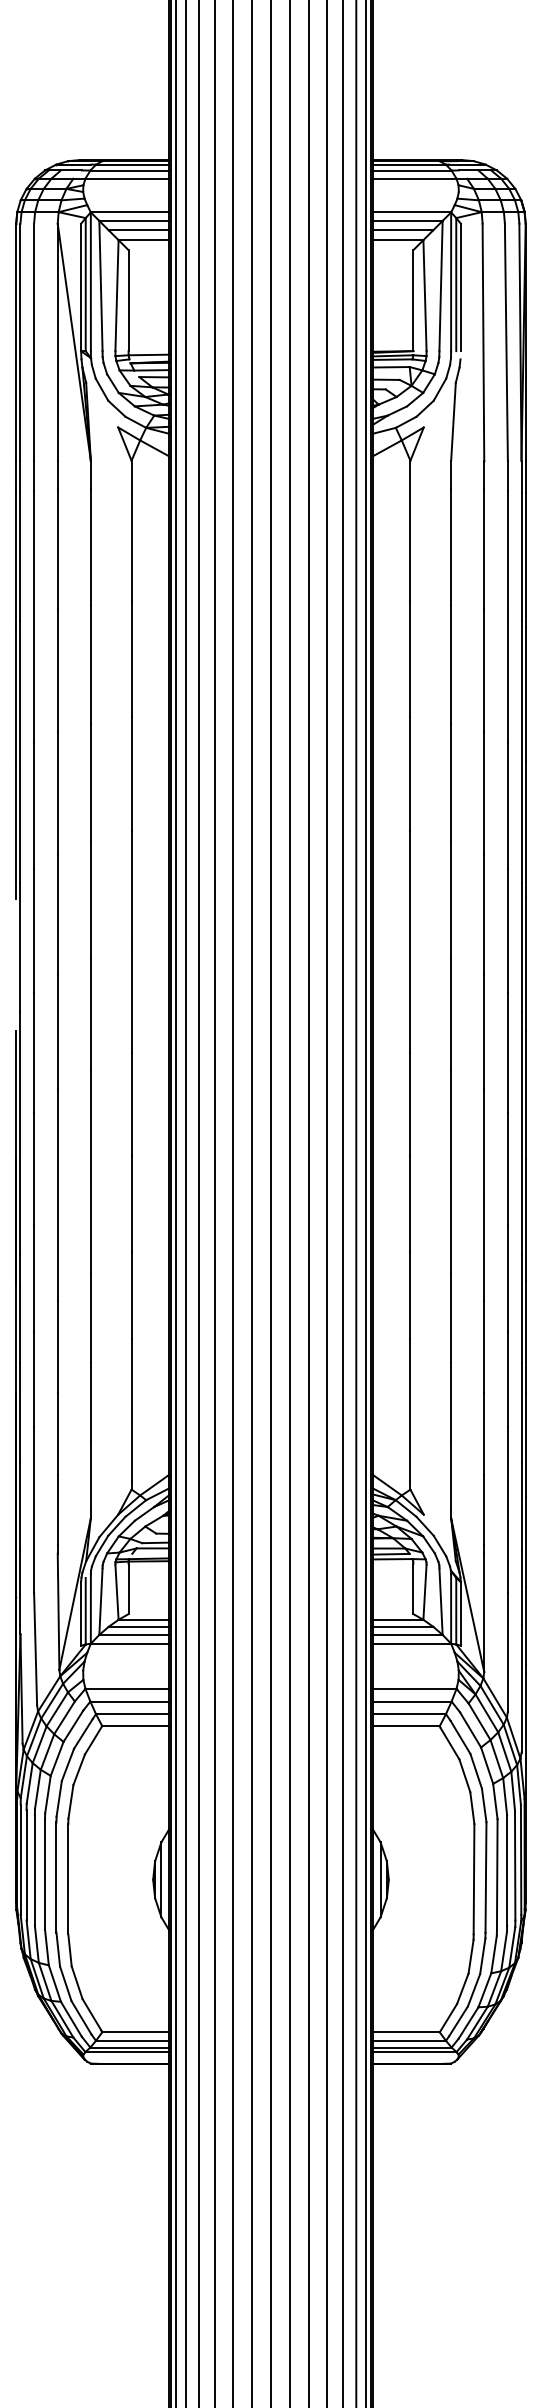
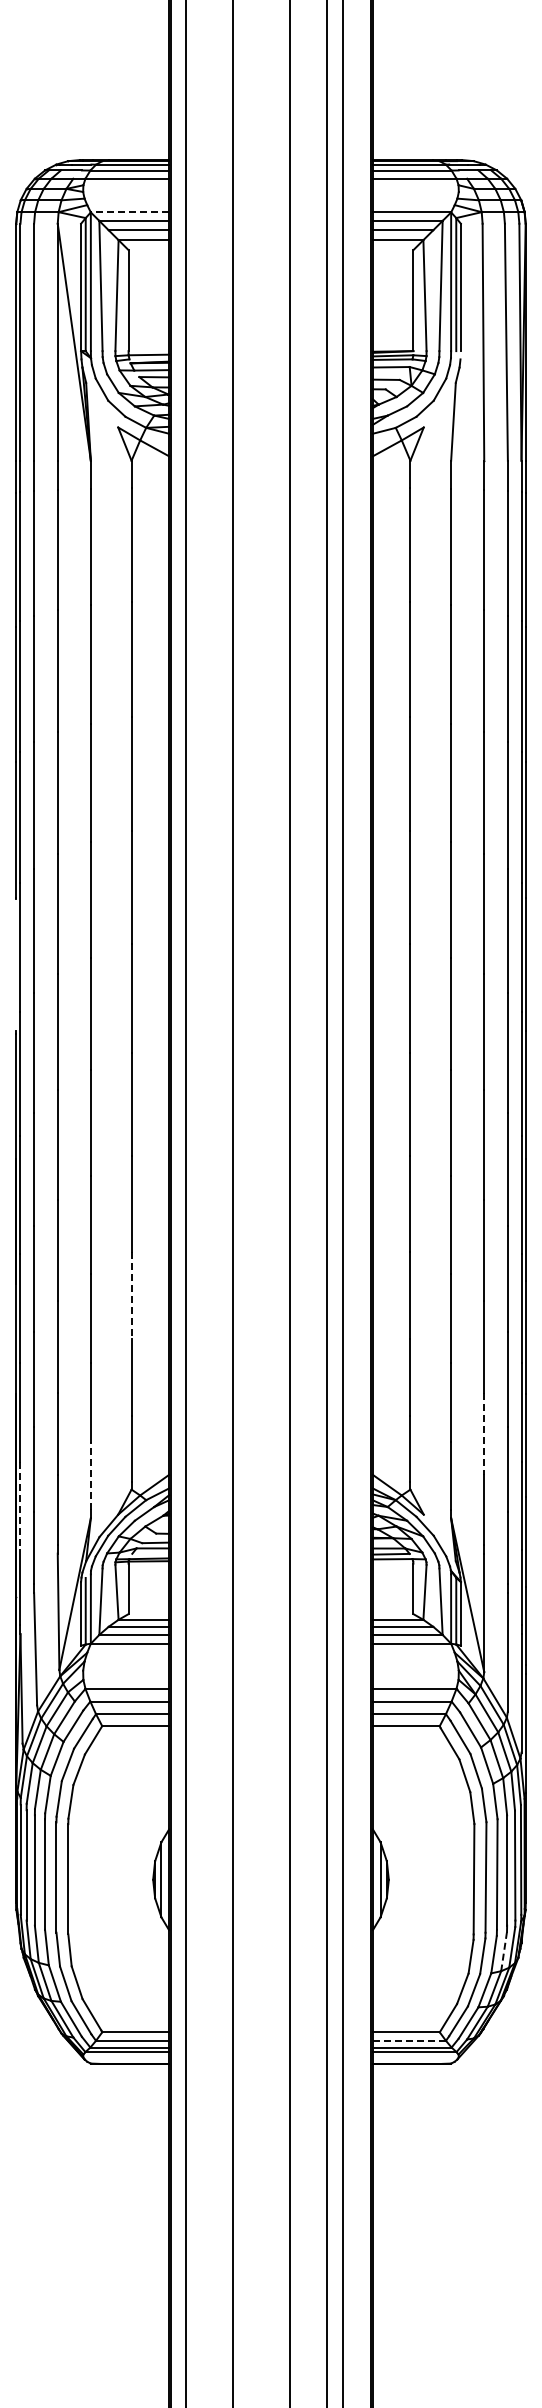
line: solid -> dashed (129, 212)
line: present -> none (176, 1203)
line: present -> none (198, 1203)
line: present -> none (215, 1203)
line: present -> none (252, 1203)
line: present -> none (271, 1203)
line: present -> none (308, 1203)
line: present -> none (356, 1203)
line: present -> none (365, 1203)
line: solid -> dashed (131, 1295)
line: solid -> dashed (484, 1434)
line: solid -> dashed (90, 1476)
line: solid -> dashed (20, 1506)
line: solid -> dashed (504, 1951)
line: solid -> dashed (409, 2040)
